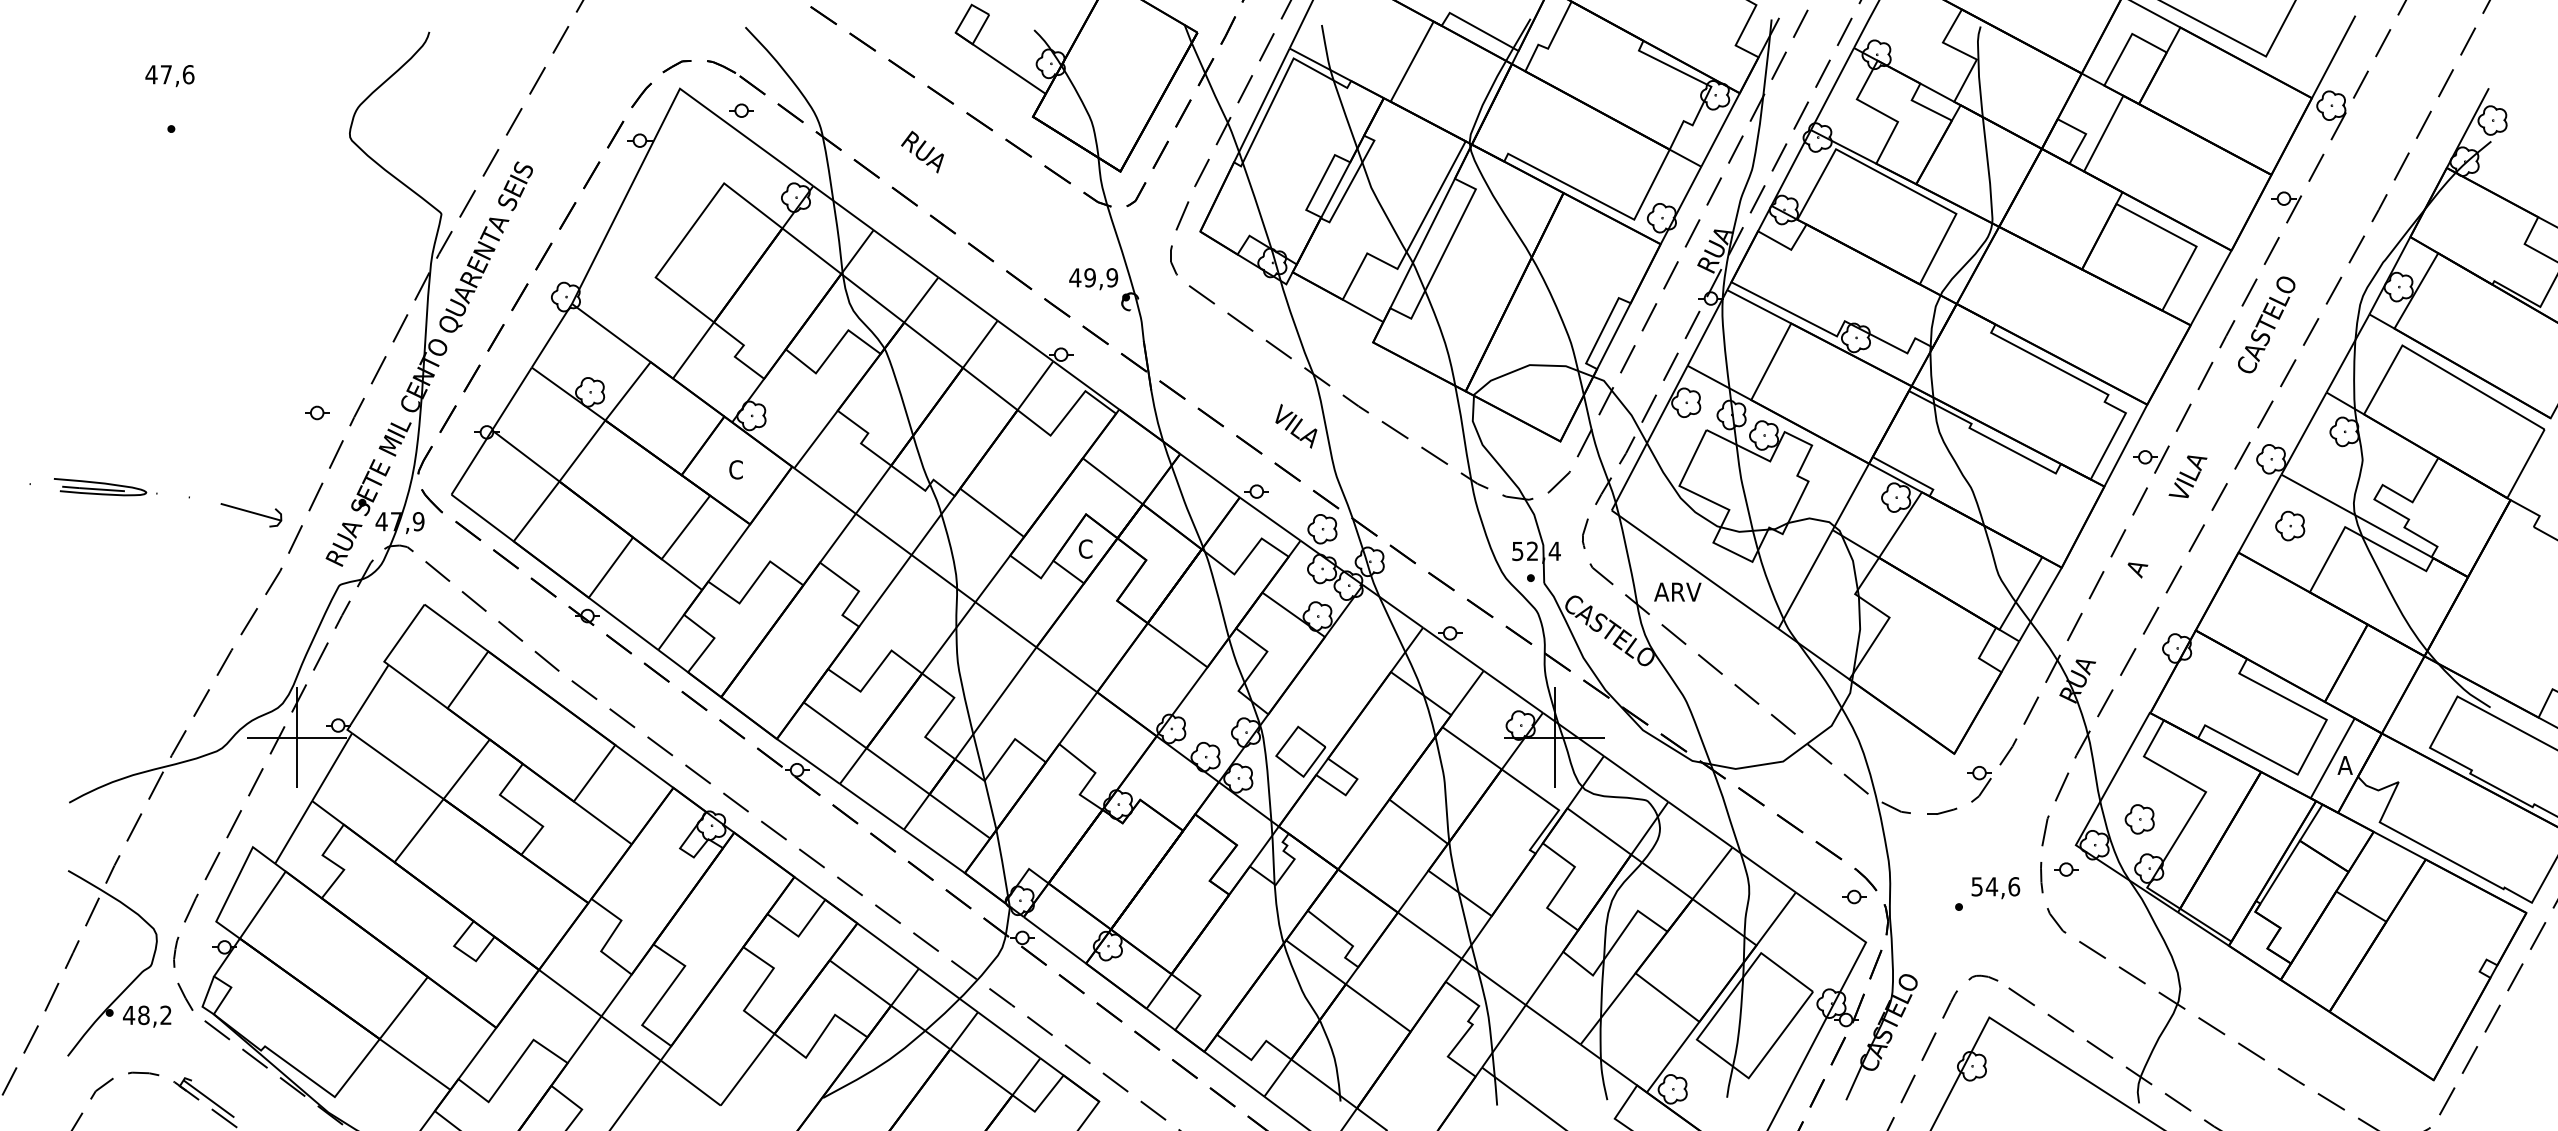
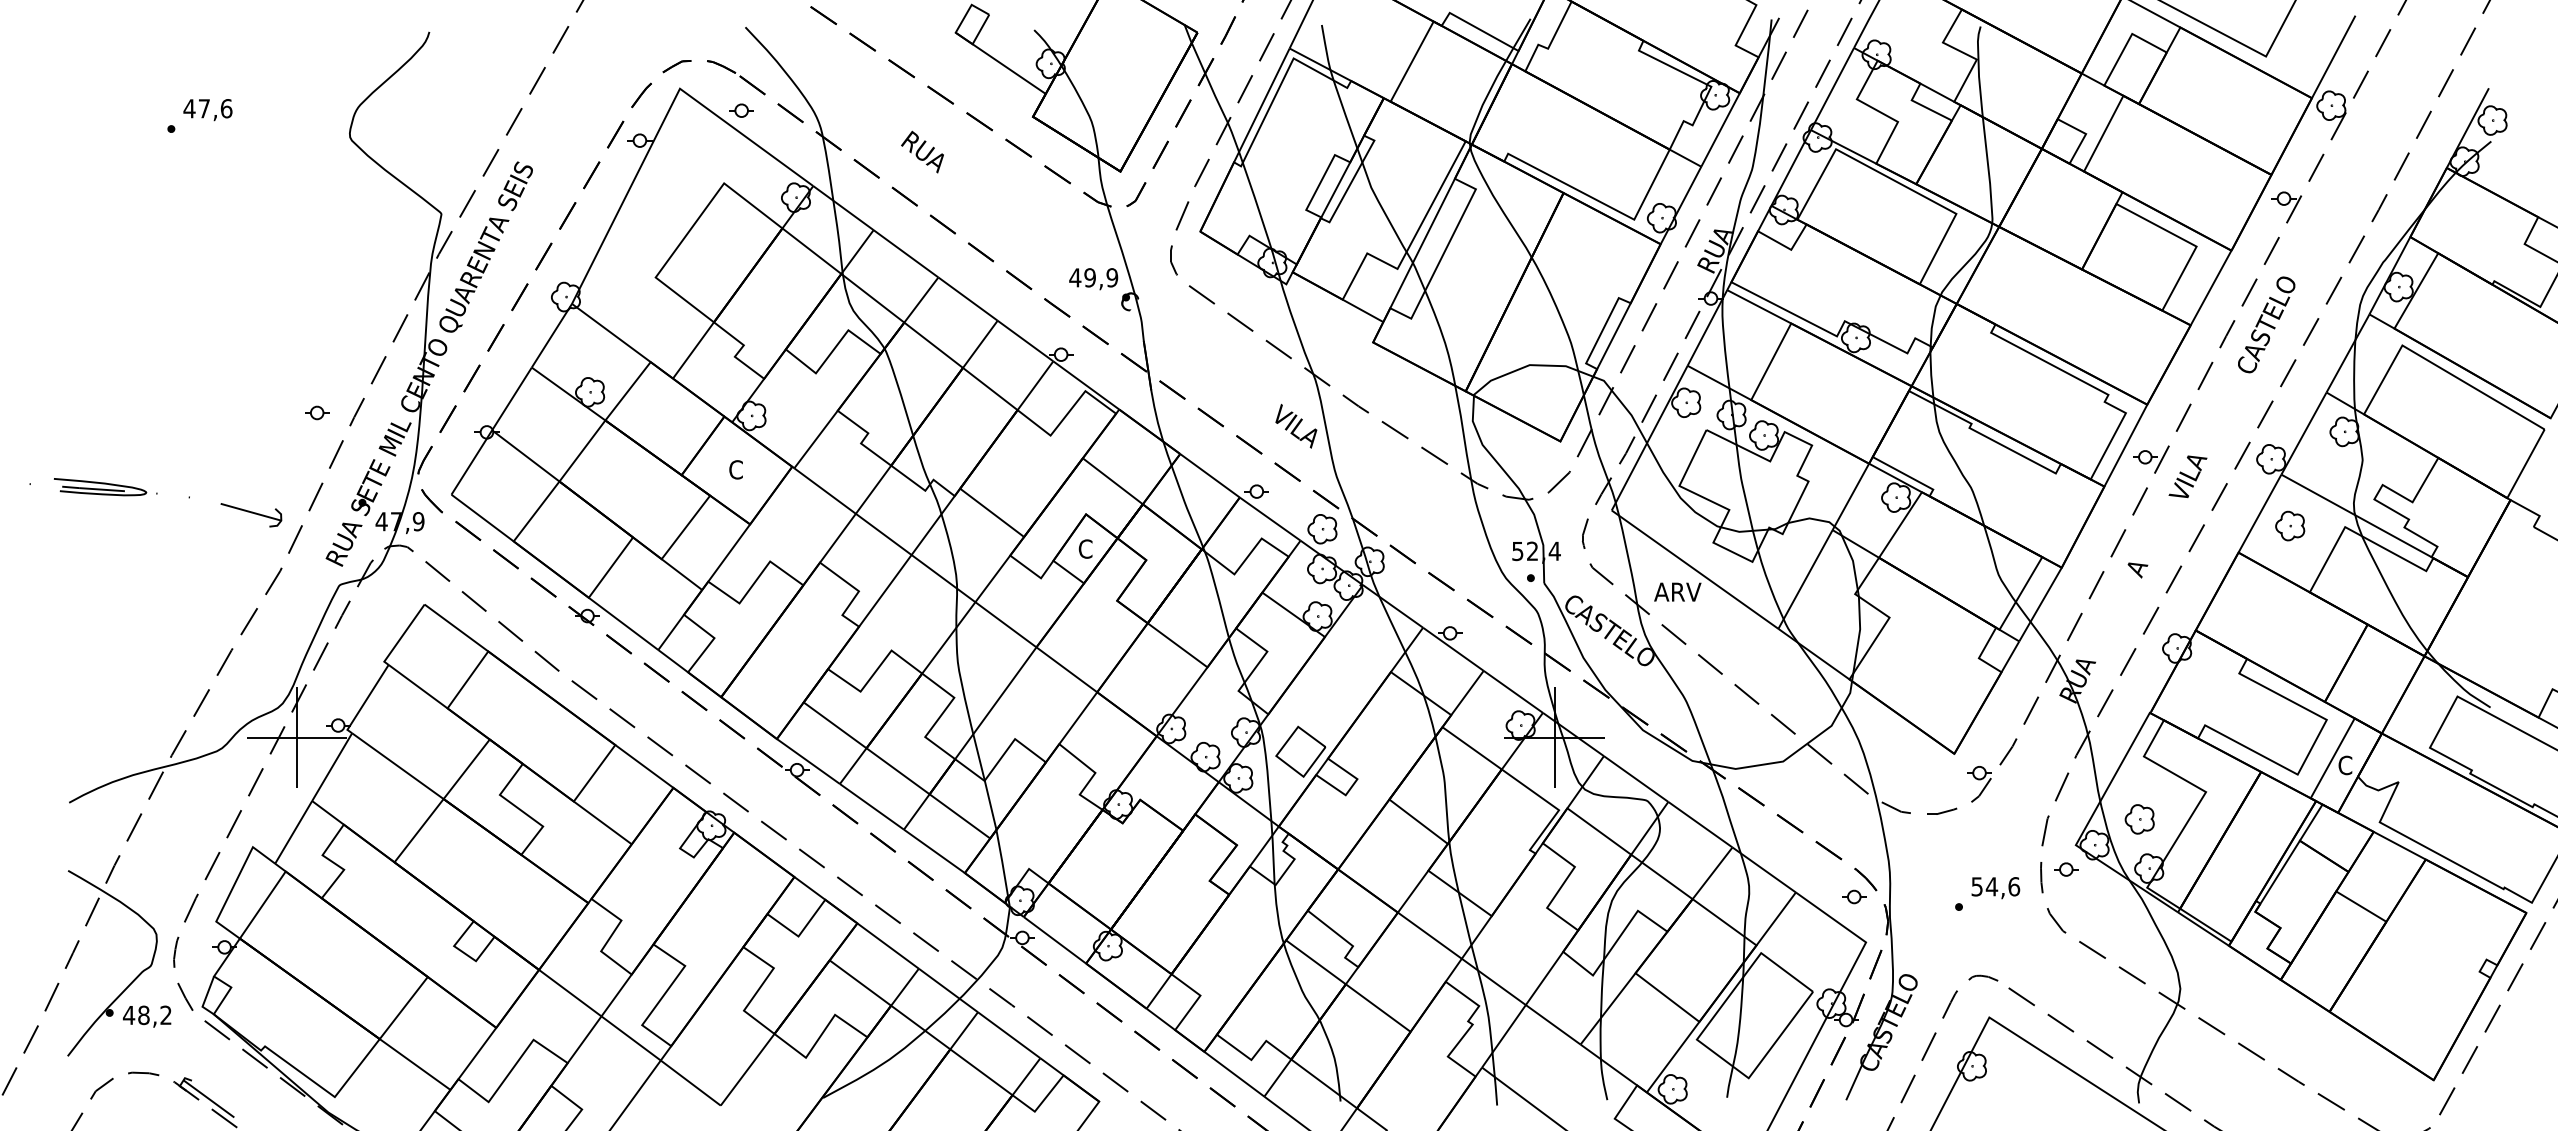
text position: (169, 76) -> (207, 110) (207, 110)
text: A -> C (2344, 765)
